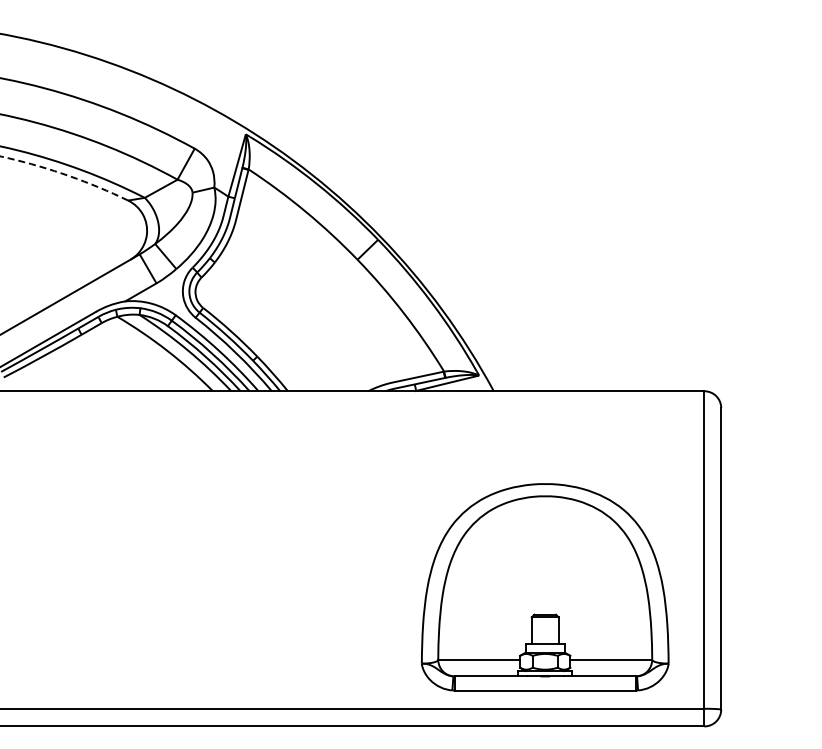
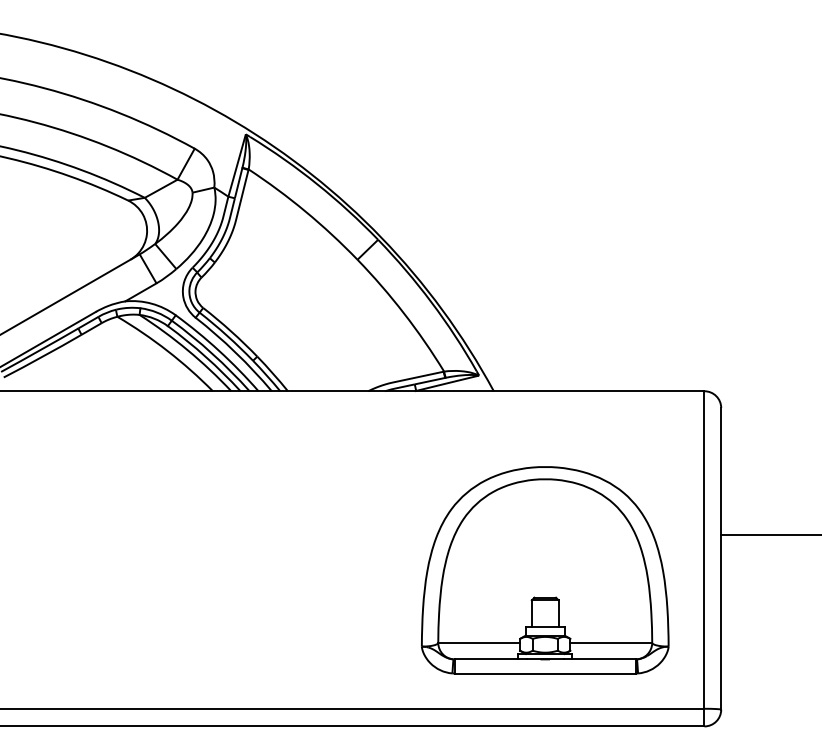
arc: dashed -> solid (64, 174)
line: none -> present (769, 534)
part position: (545, 587) -> (545, 570) (545, 570)
